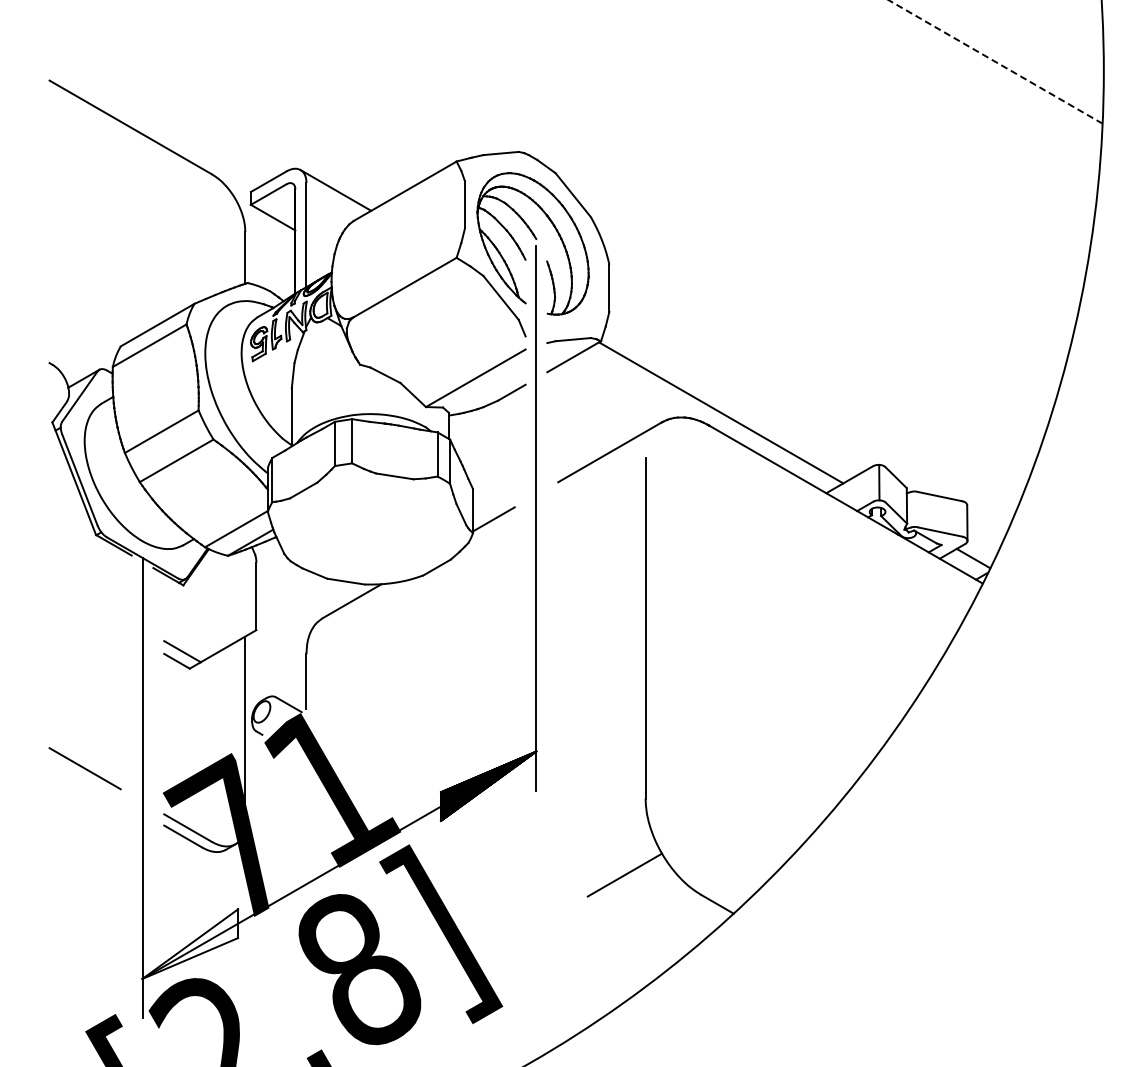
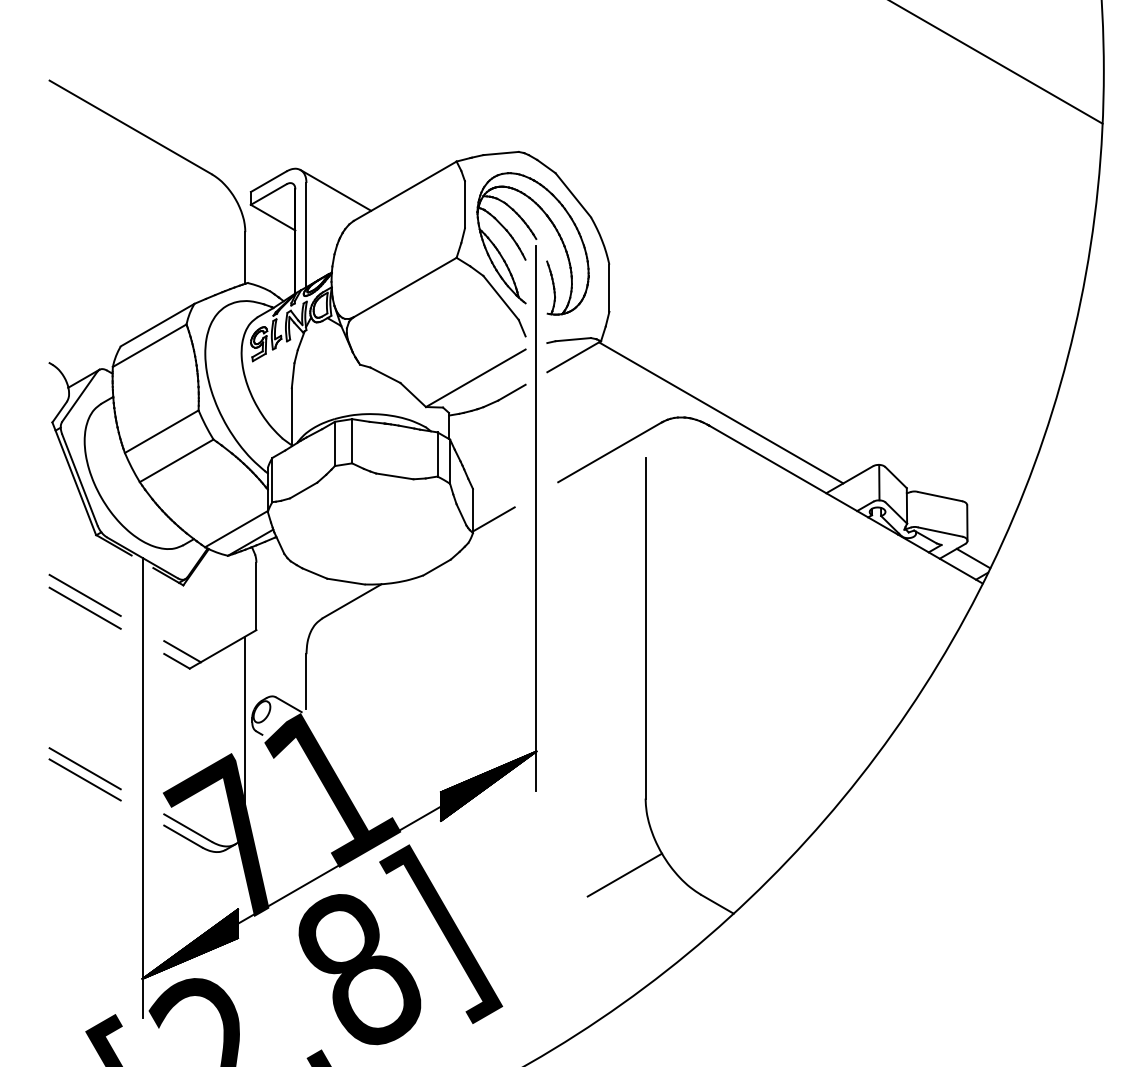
line: dashed -> solid (995, 61)
line: none -> present (84, 595)
line: none -> present (84, 607)
line: none -> present (84, 779)
hatch: none -> present (190, 943)
